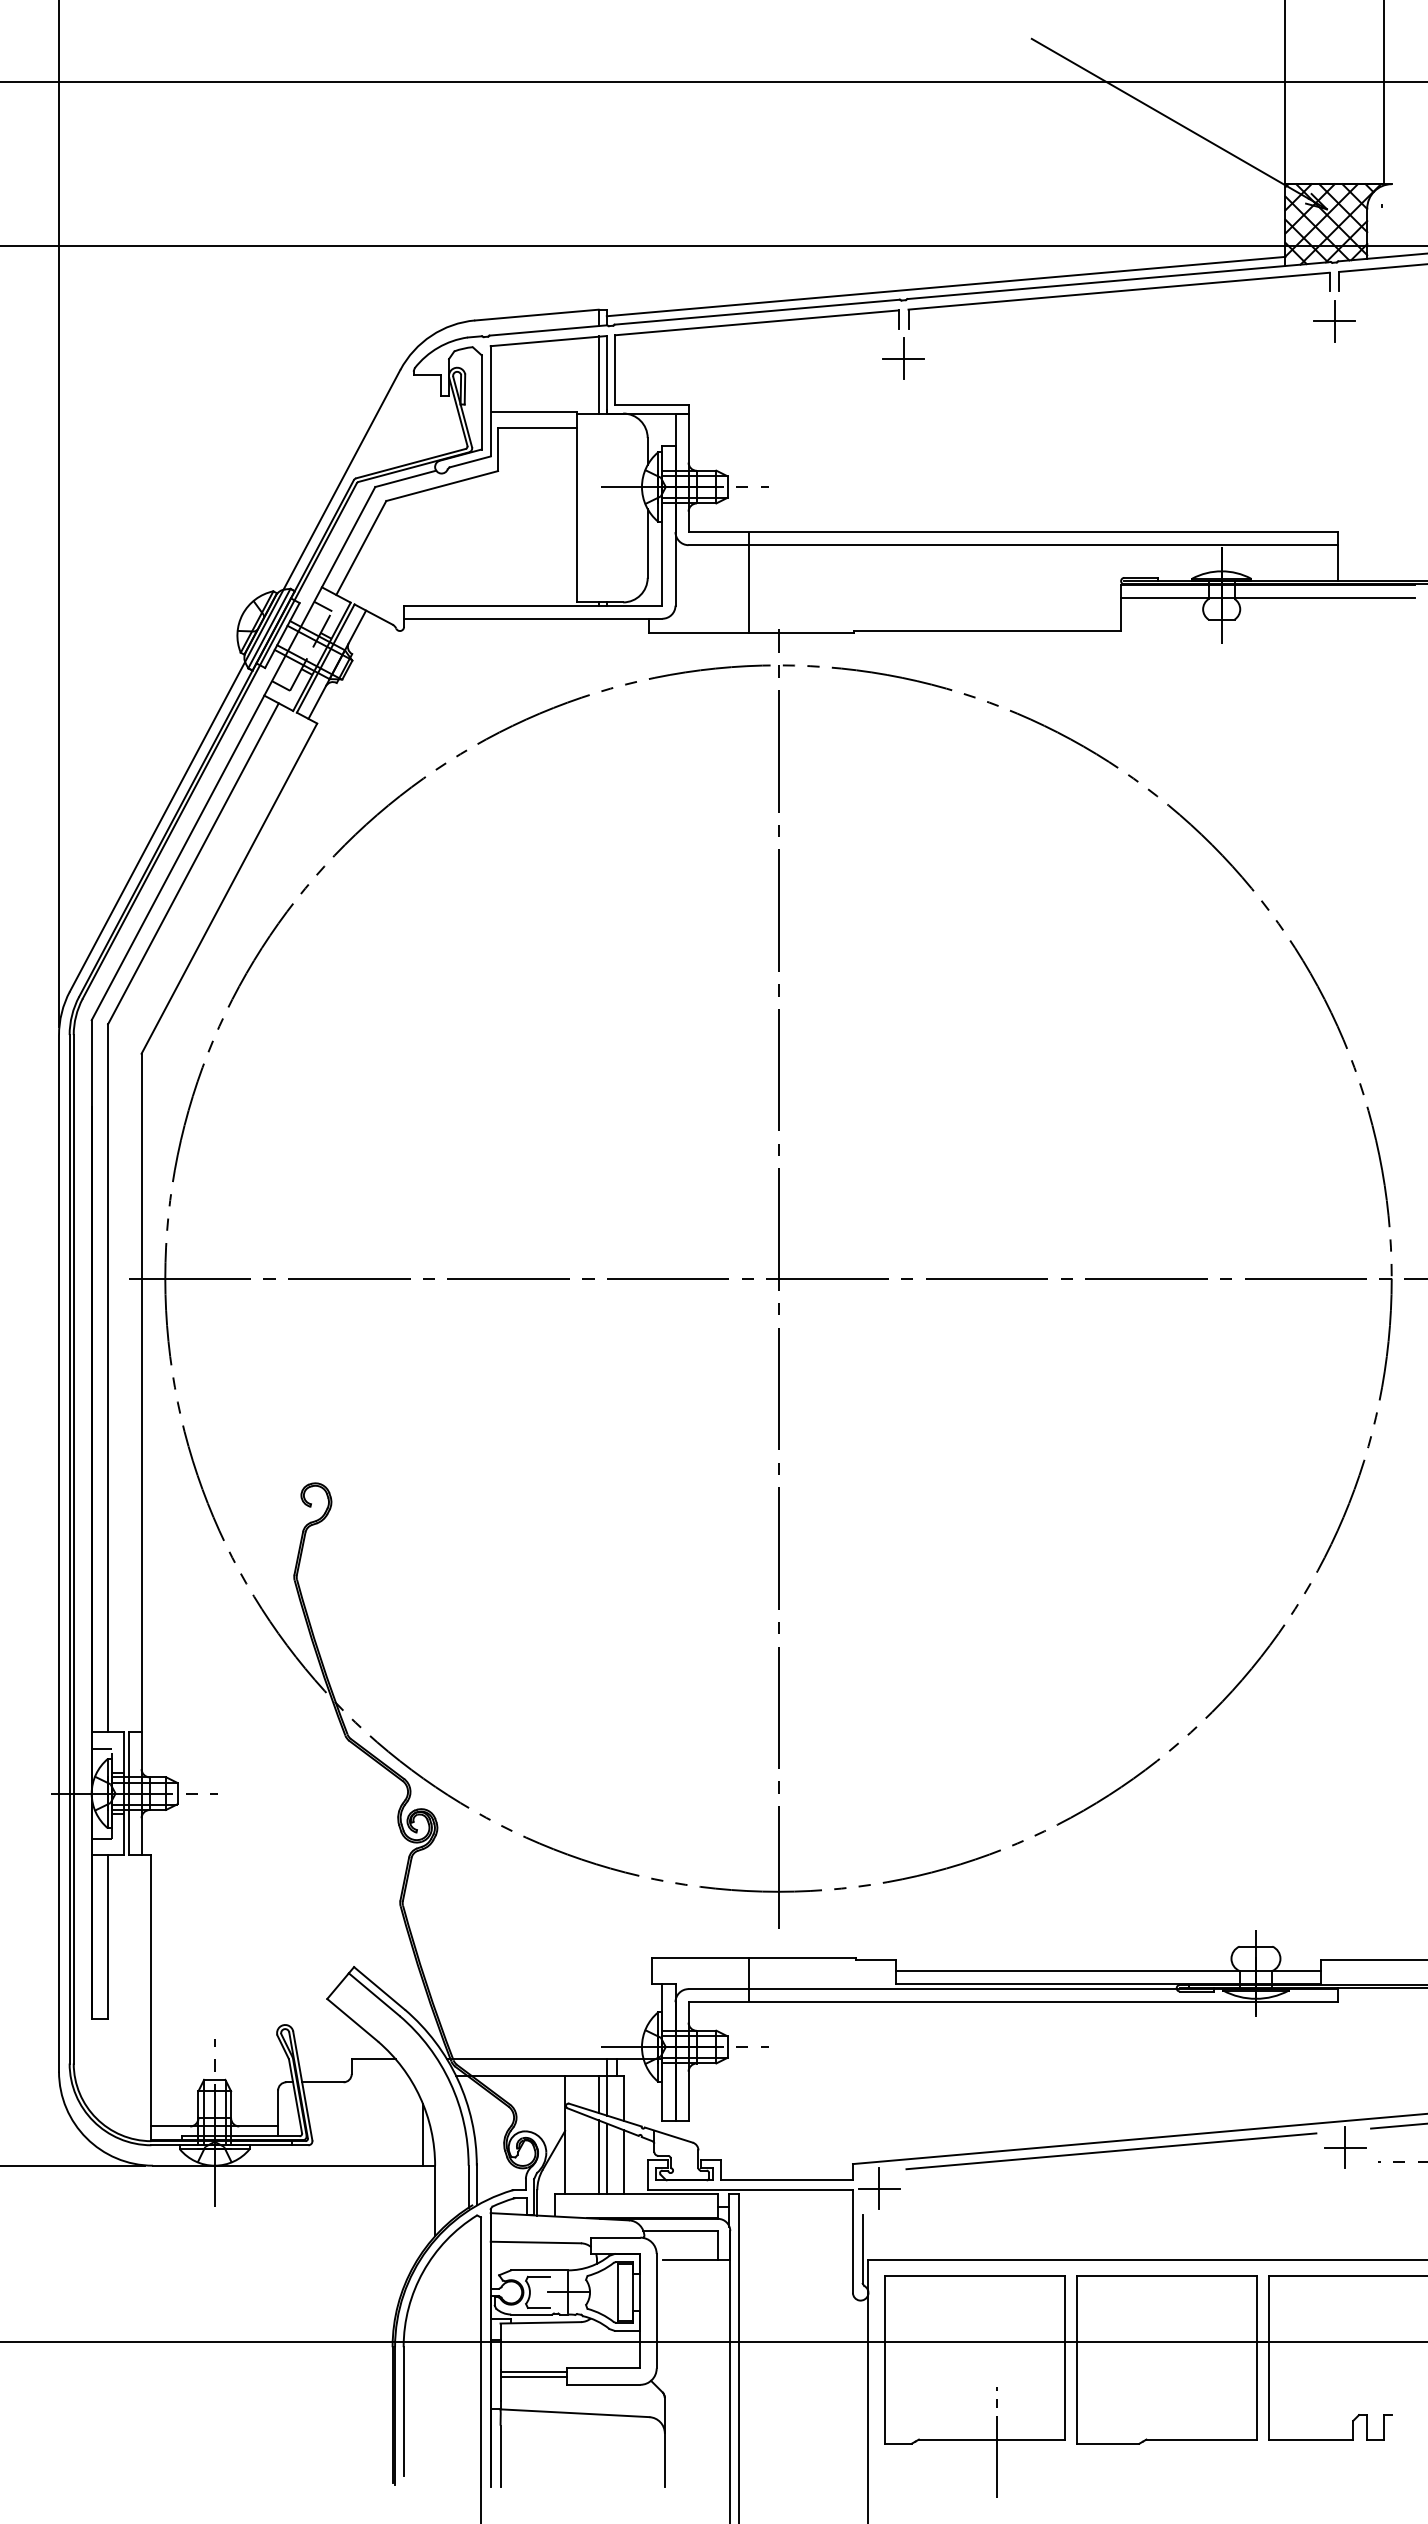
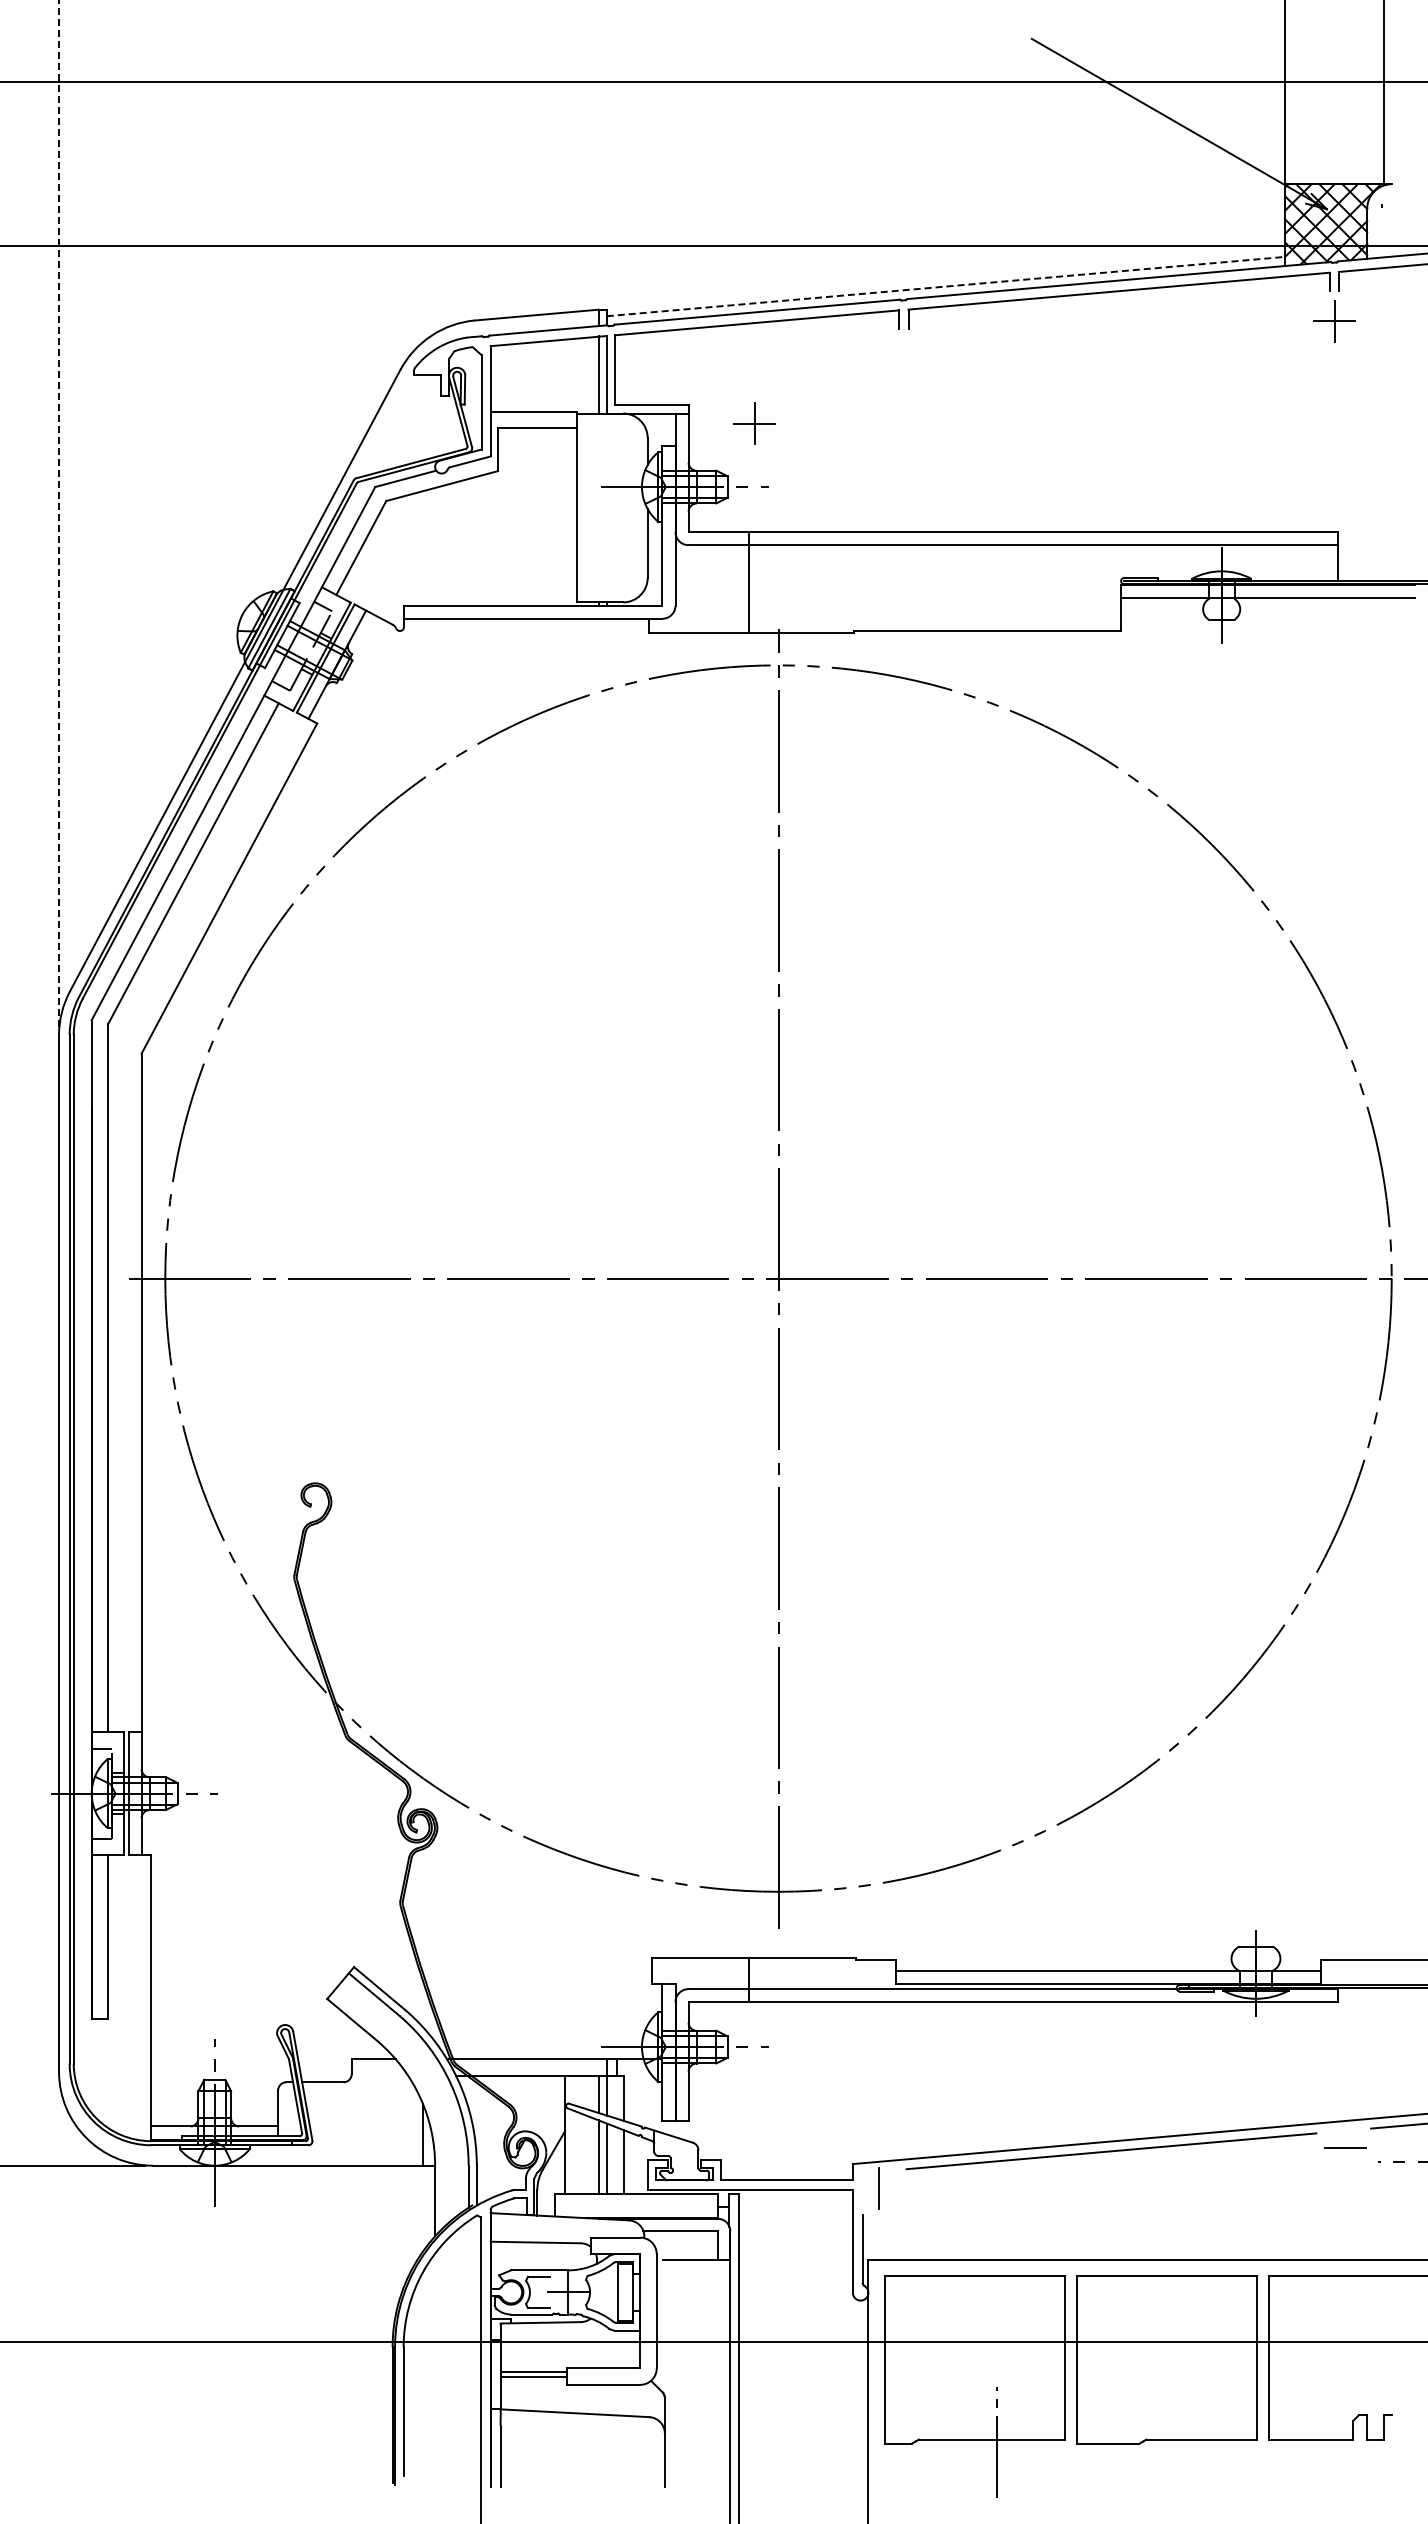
line: solid -> dashed (946, 286)
part position: (903, 358) -> (754, 423) (754, 423)
line: solid -> dashed (59, 513)
line: present -> none (1345, 2147)
line: present -> none (878, 2188)
